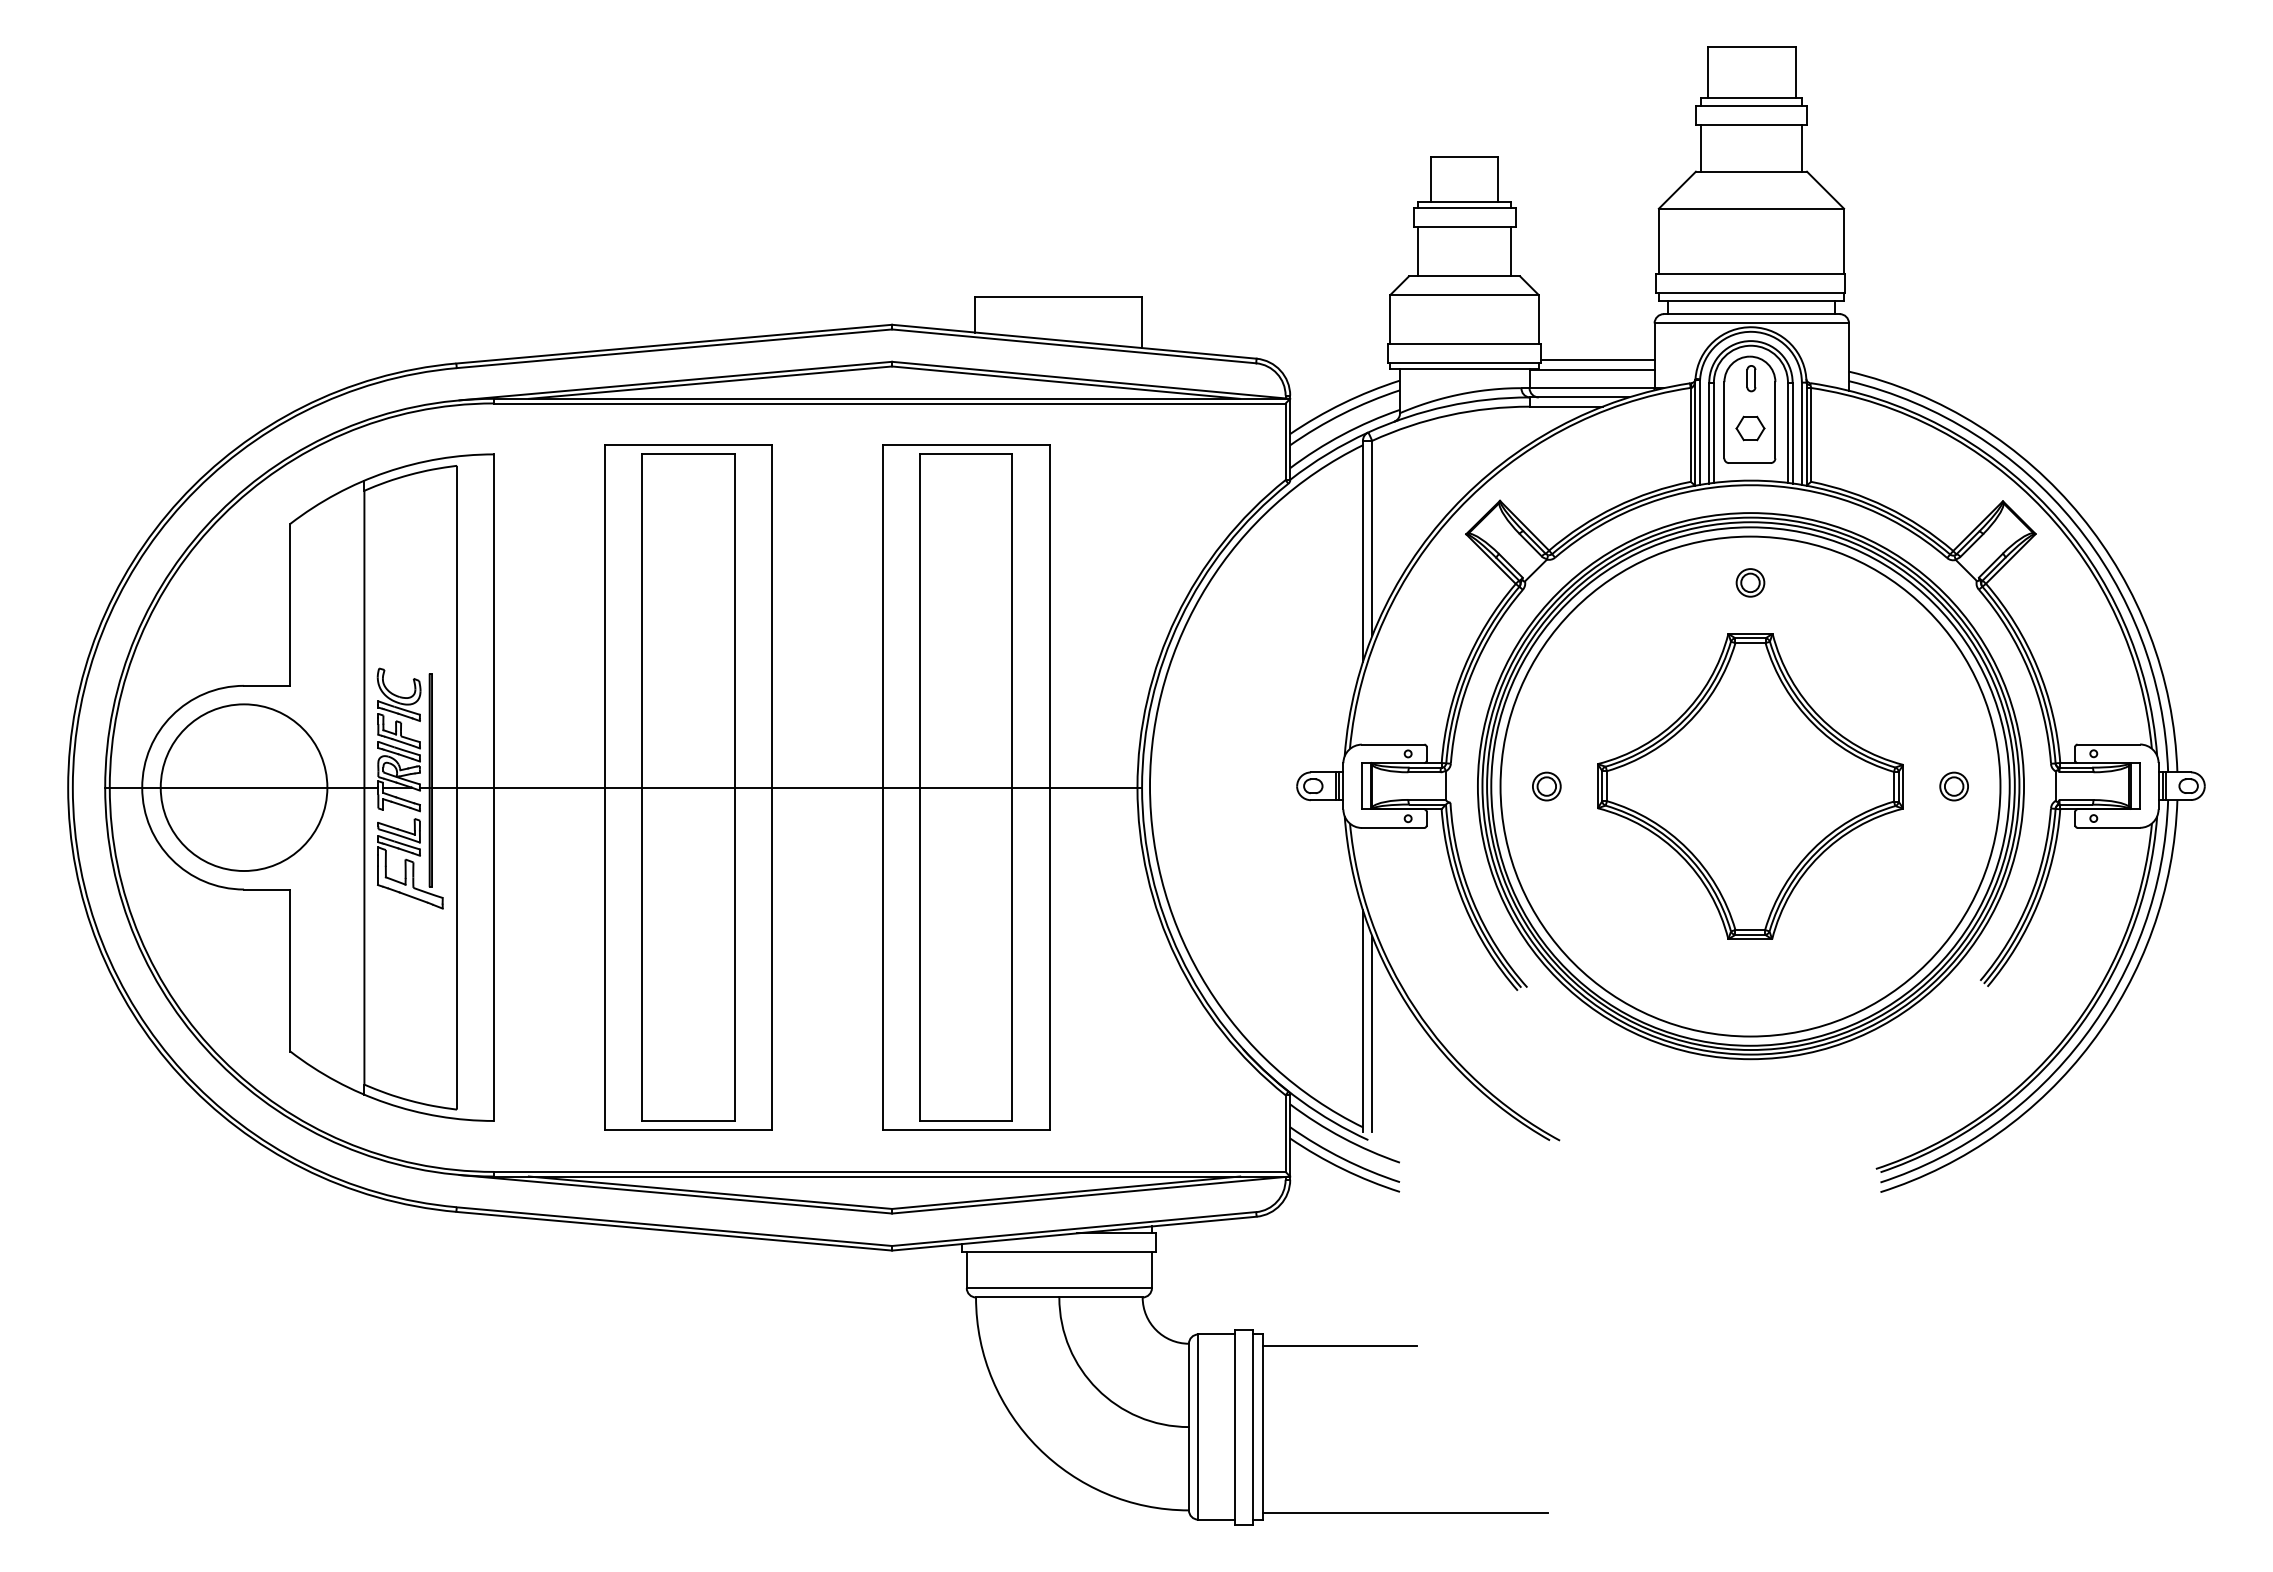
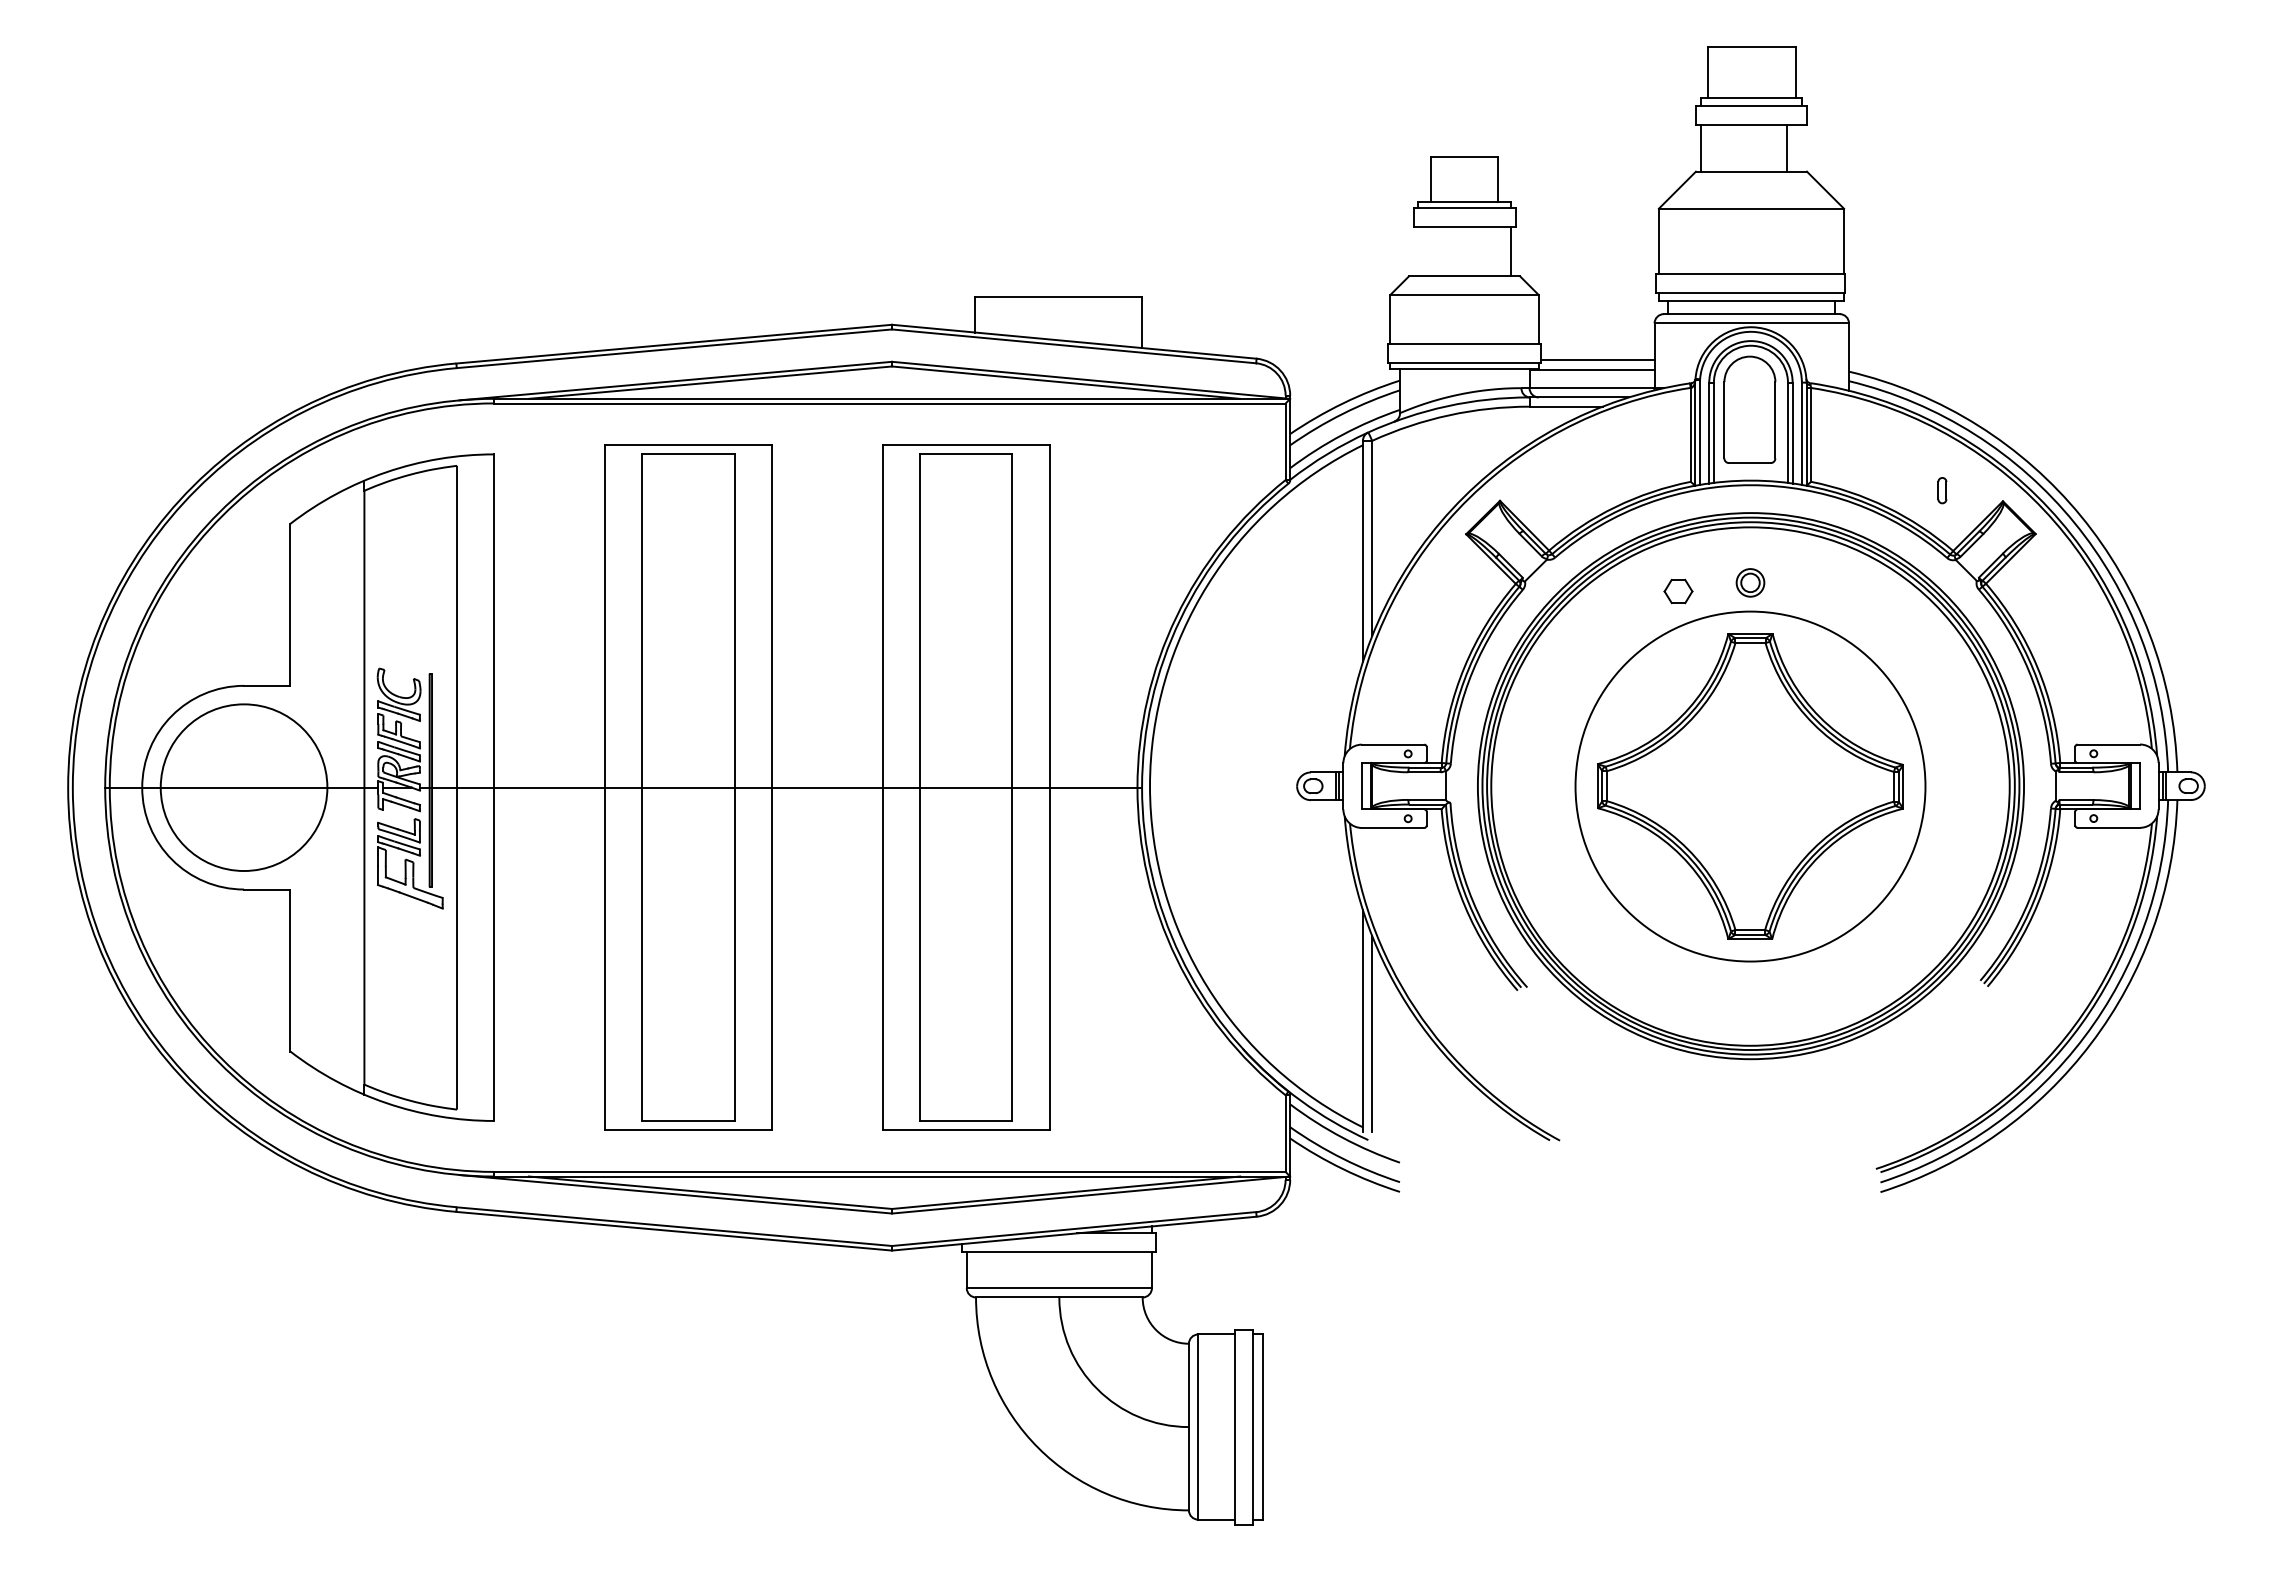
line position: (1802, 147) -> (1787, 147) (1787, 147)
line: present -> none (1418, 251)
part position: (1751, 378) -> (1942, 490) (1942, 490)
part position: (1750, 428) -> (1678, 591) (1678, 591)
part: present -> none (1546, 786)
circle diameter: 500 px -> 350 px (1750, 786)
part: present -> none (1953, 786)
line: present -> none (1340, 1345)
line: present -> none (1405, 1512)
